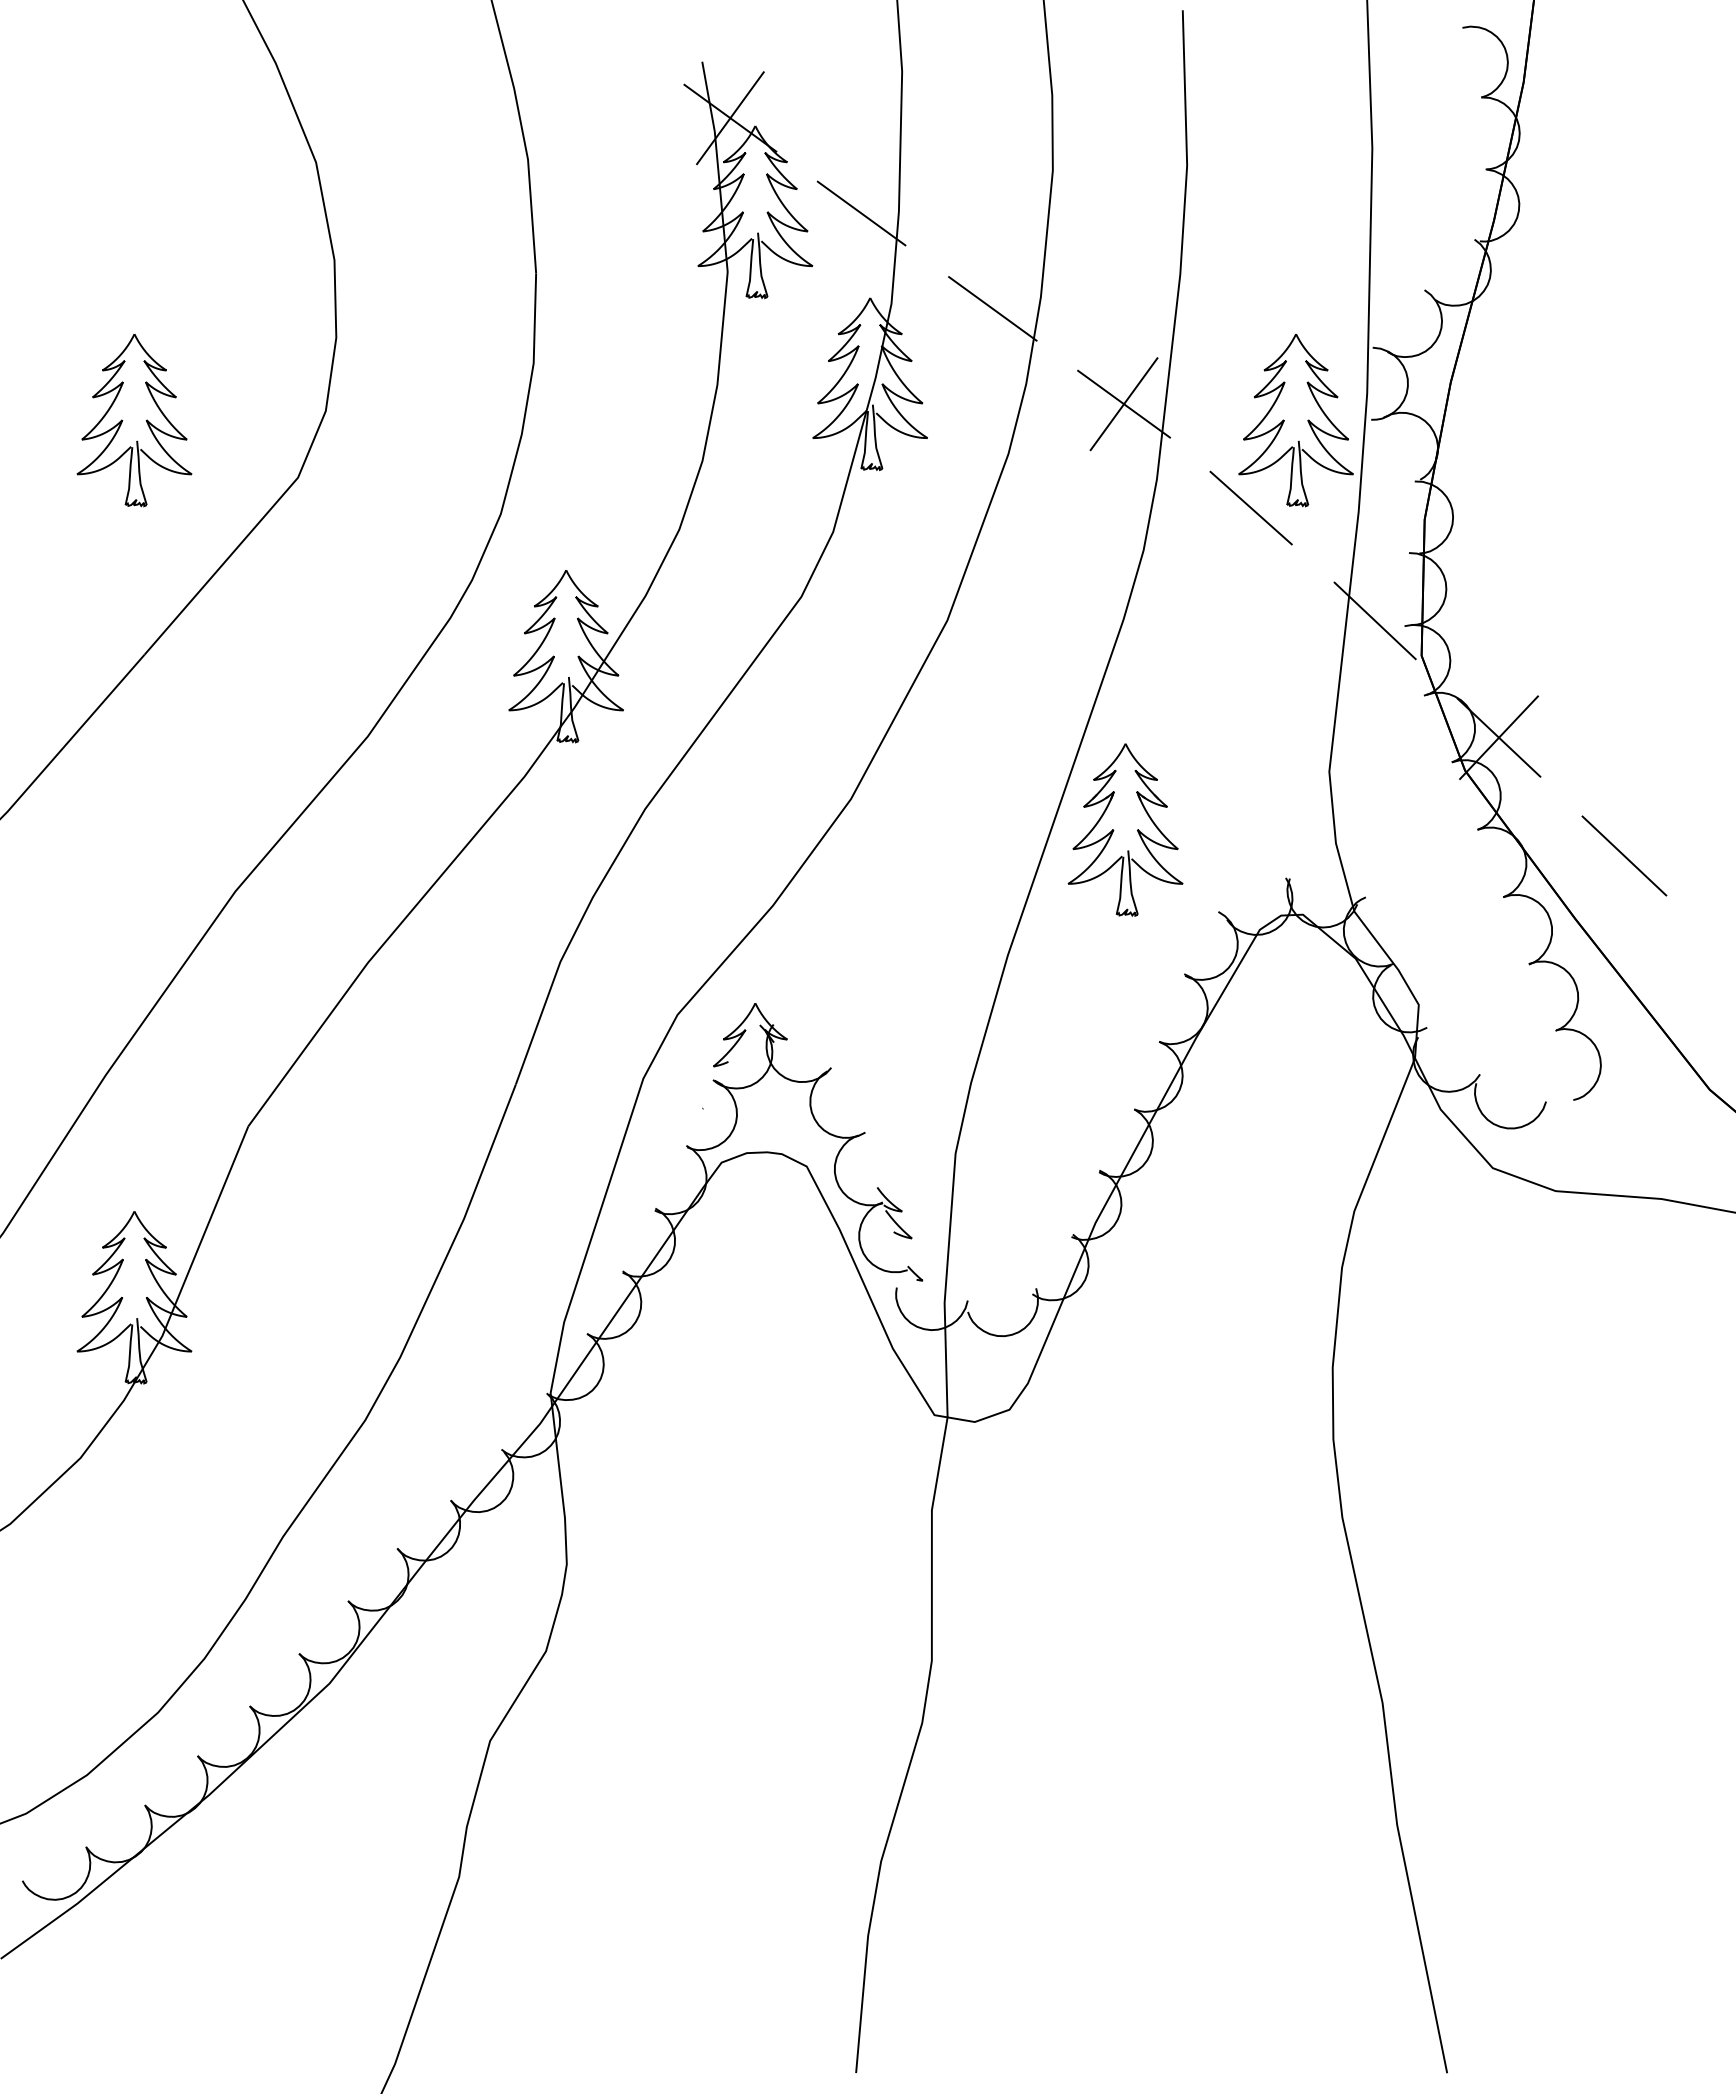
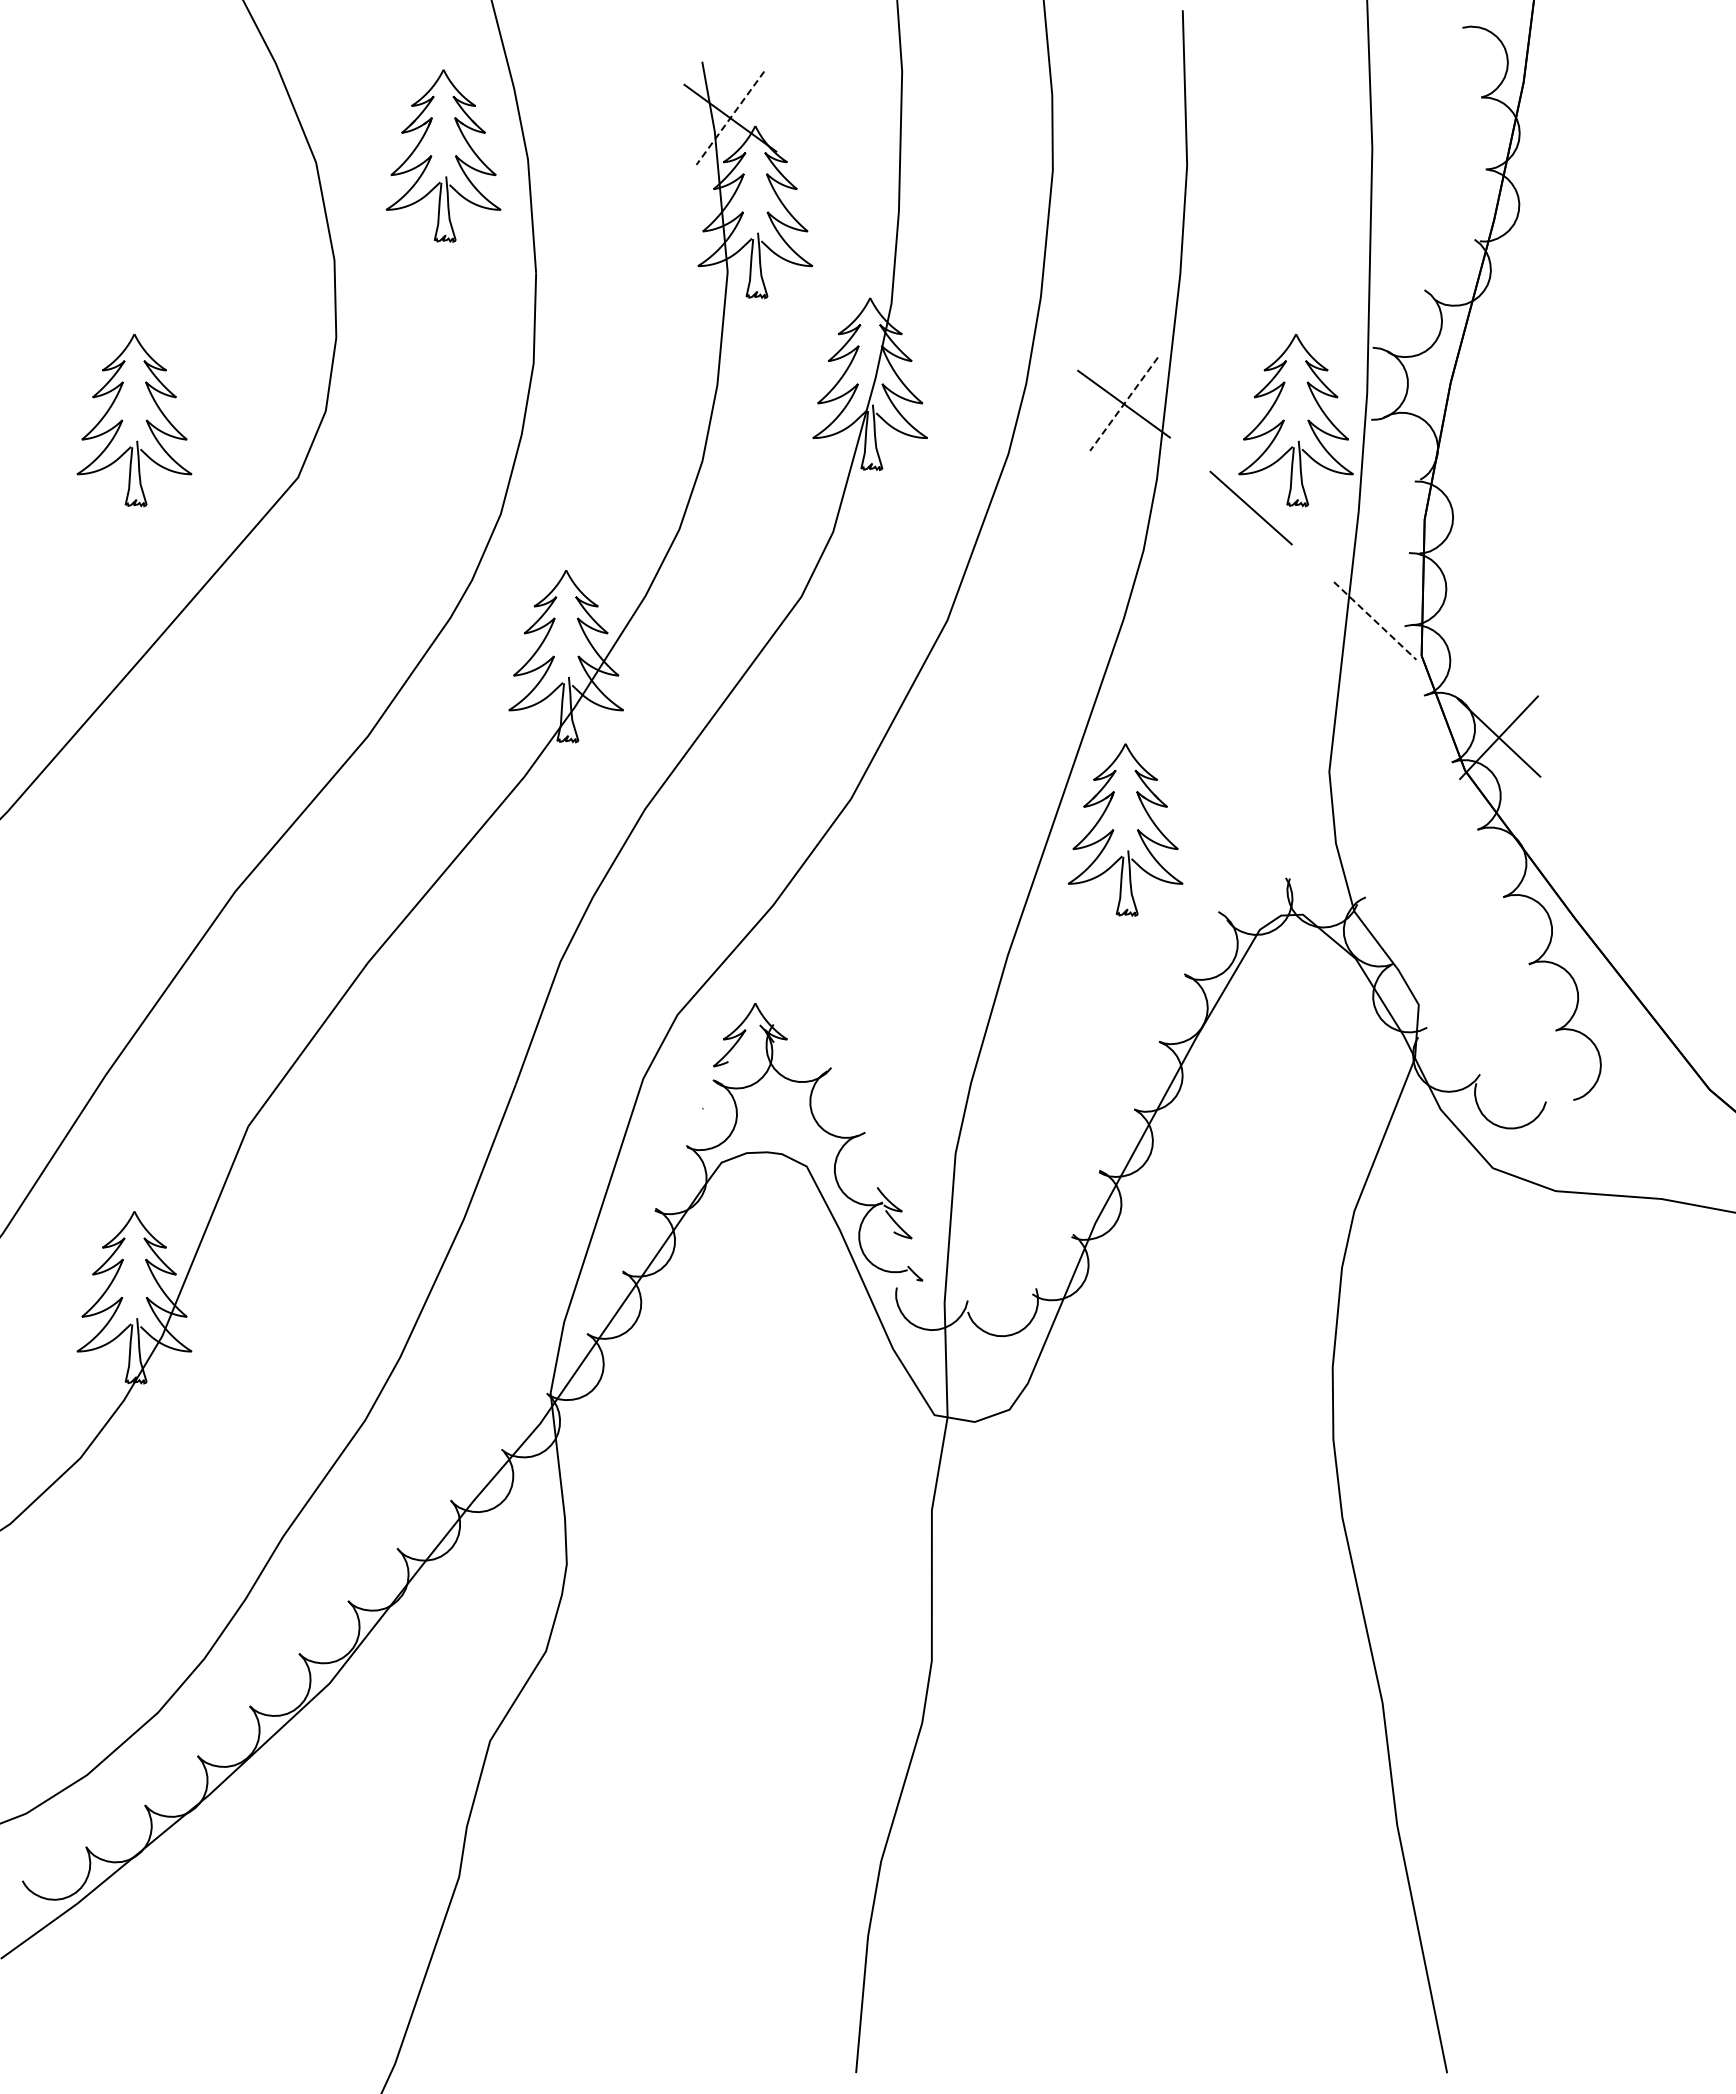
line: solid -> dashed (730, 118)
part: none -> present (443, 155)
line: present -> none (861, 213)
line: present -> none (992, 308)
line: solid -> dashed (1124, 404)
line: solid -> dashed (1375, 620)
line: present -> none (1624, 855)
